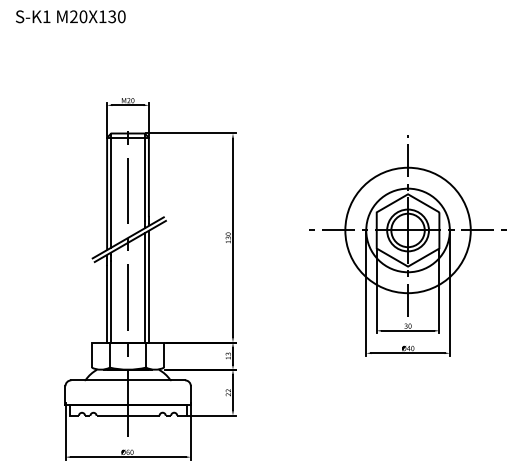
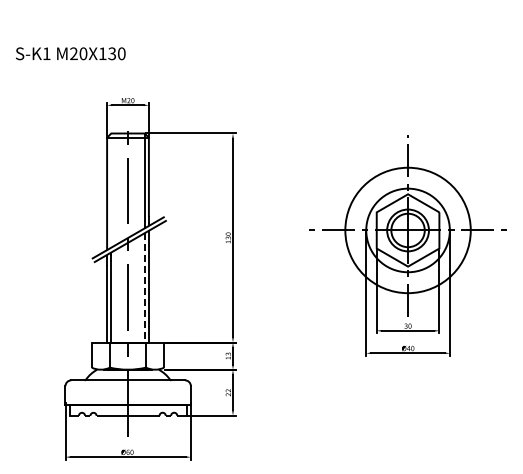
text position: (70, 16) -> (70, 53) (70, 53)
line: present -> none (111, 190)
line: solid -> dashed (144, 287)
